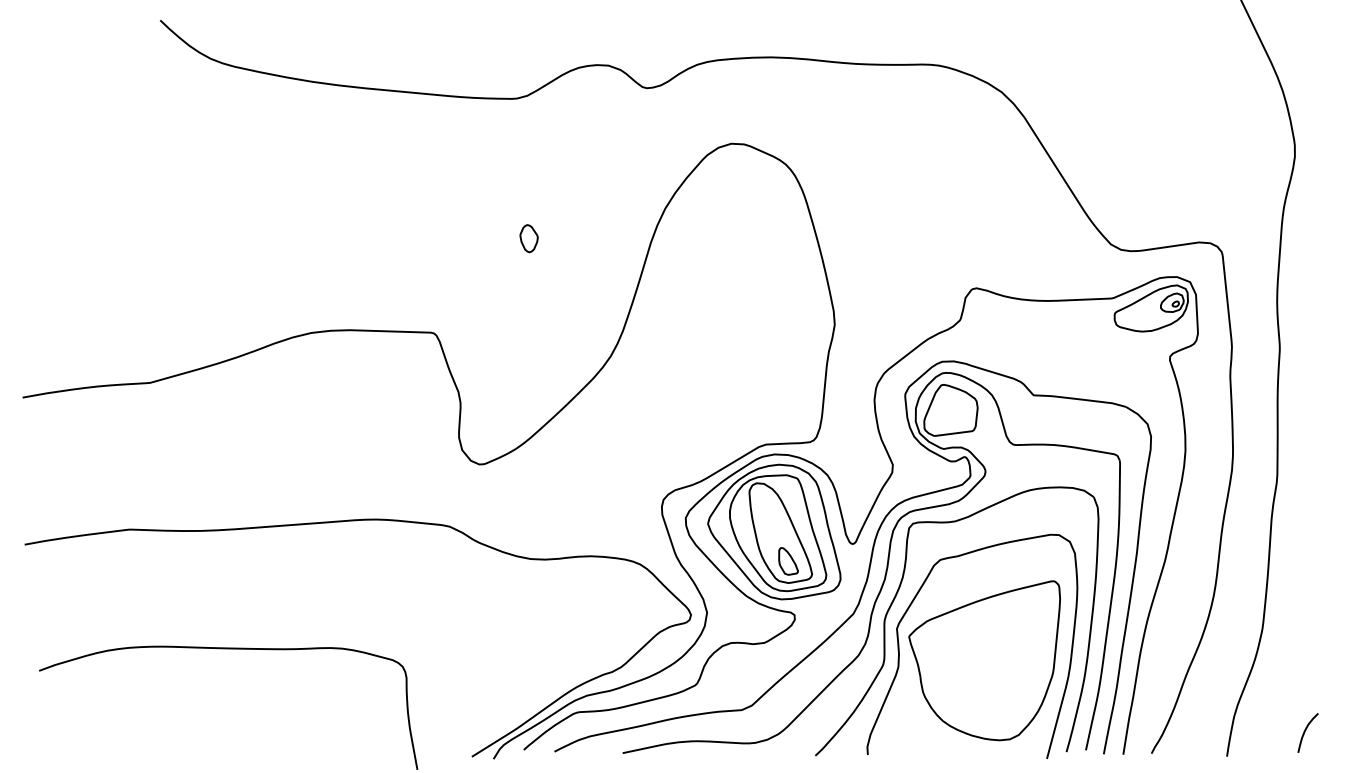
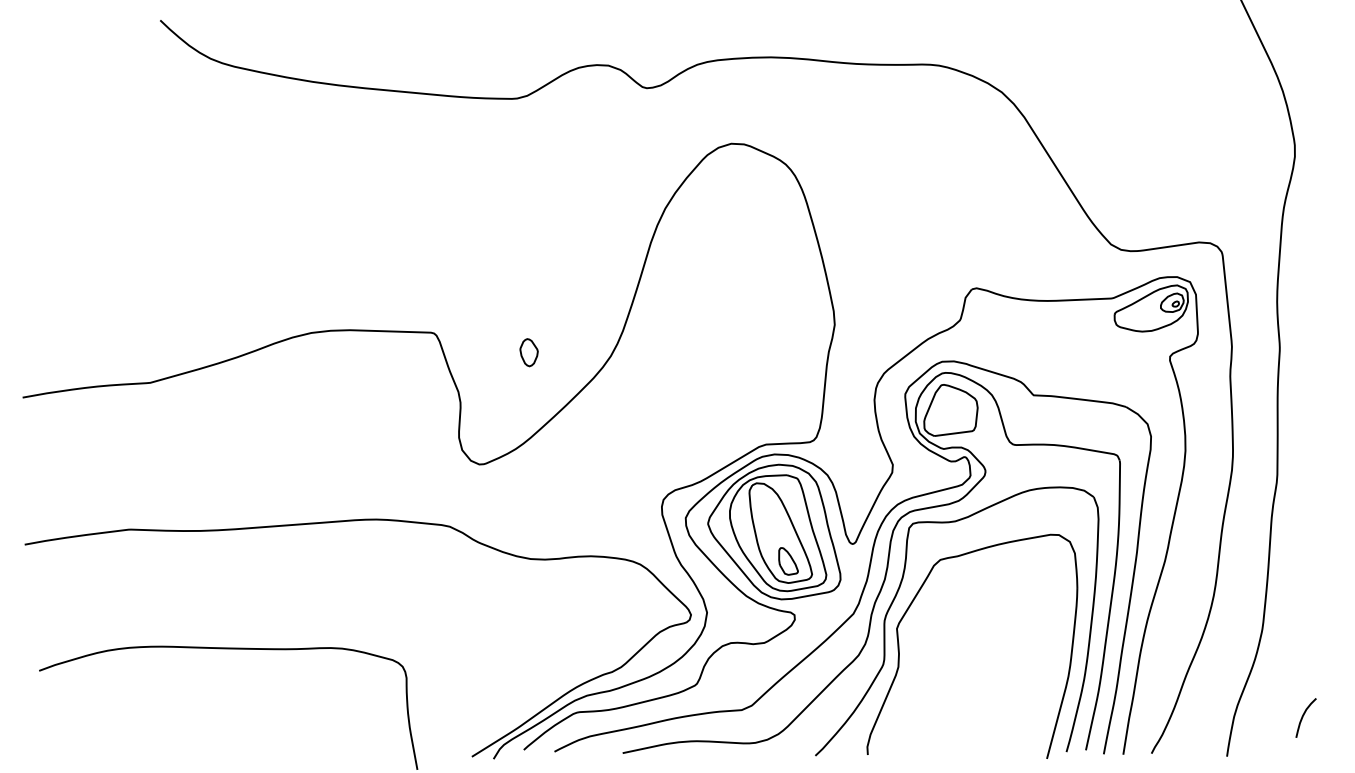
part position: (528, 238) -> (528, 352) (528, 352)
part: present -> none (984, 660)
curve position: (1305, 732) -> (1303, 717) (1303, 717)
